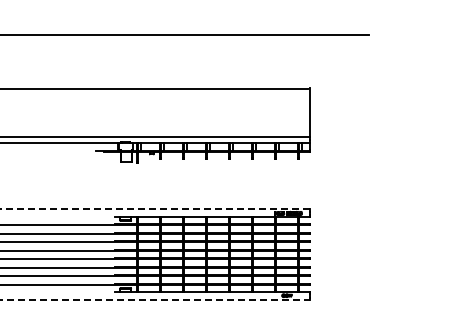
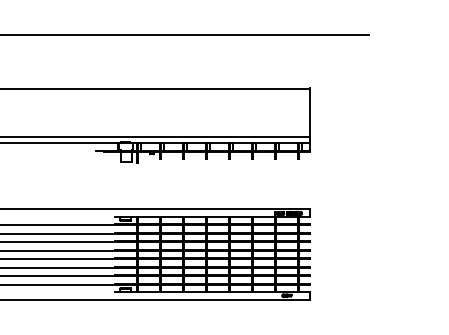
line: dashed -> solid (155, 209)
line: dashed -> solid (155, 299)
